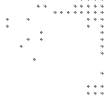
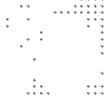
part position: (41, 5) -> (24, 5) (24, 5)
part: none -> present (37, 86)
